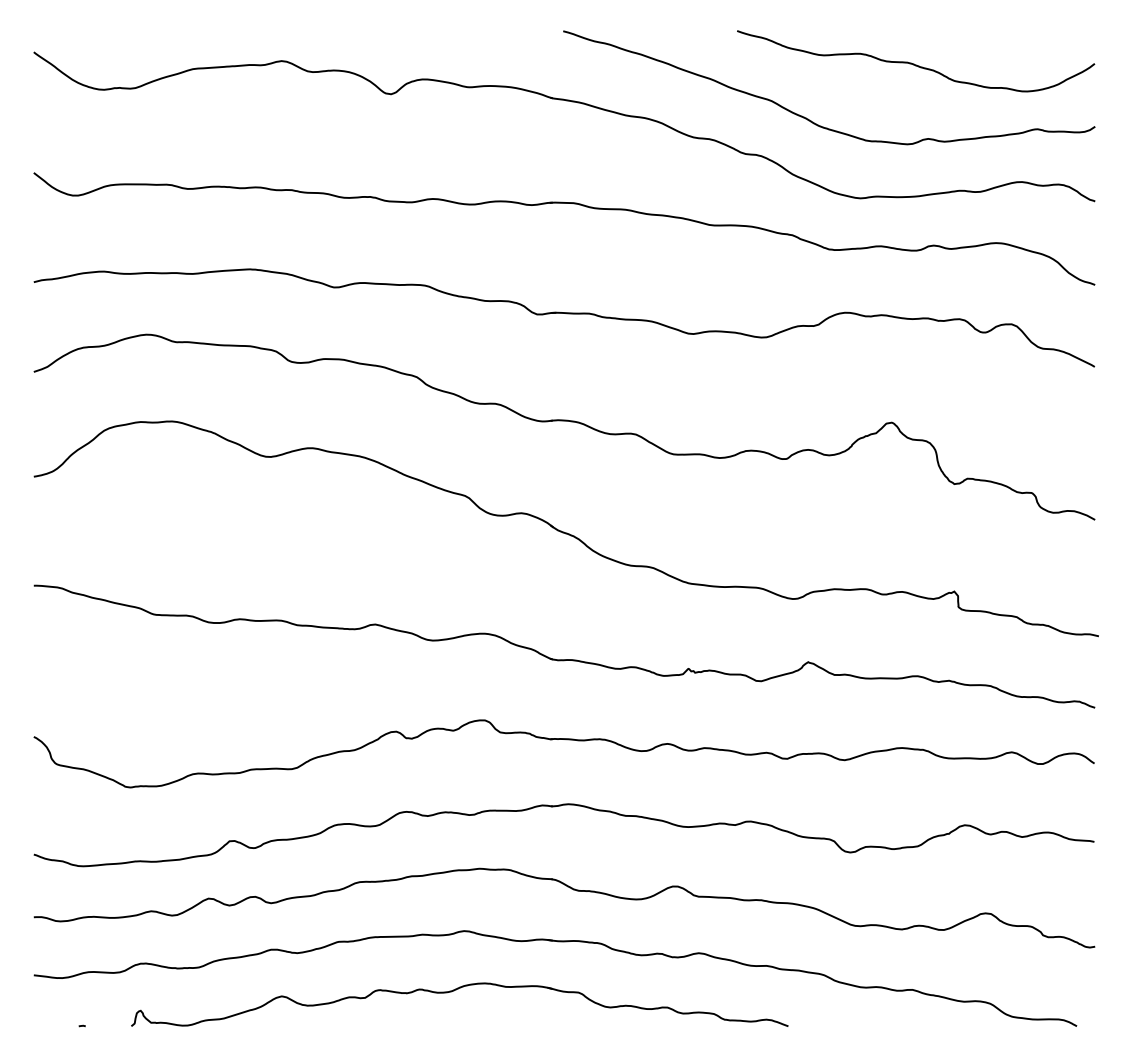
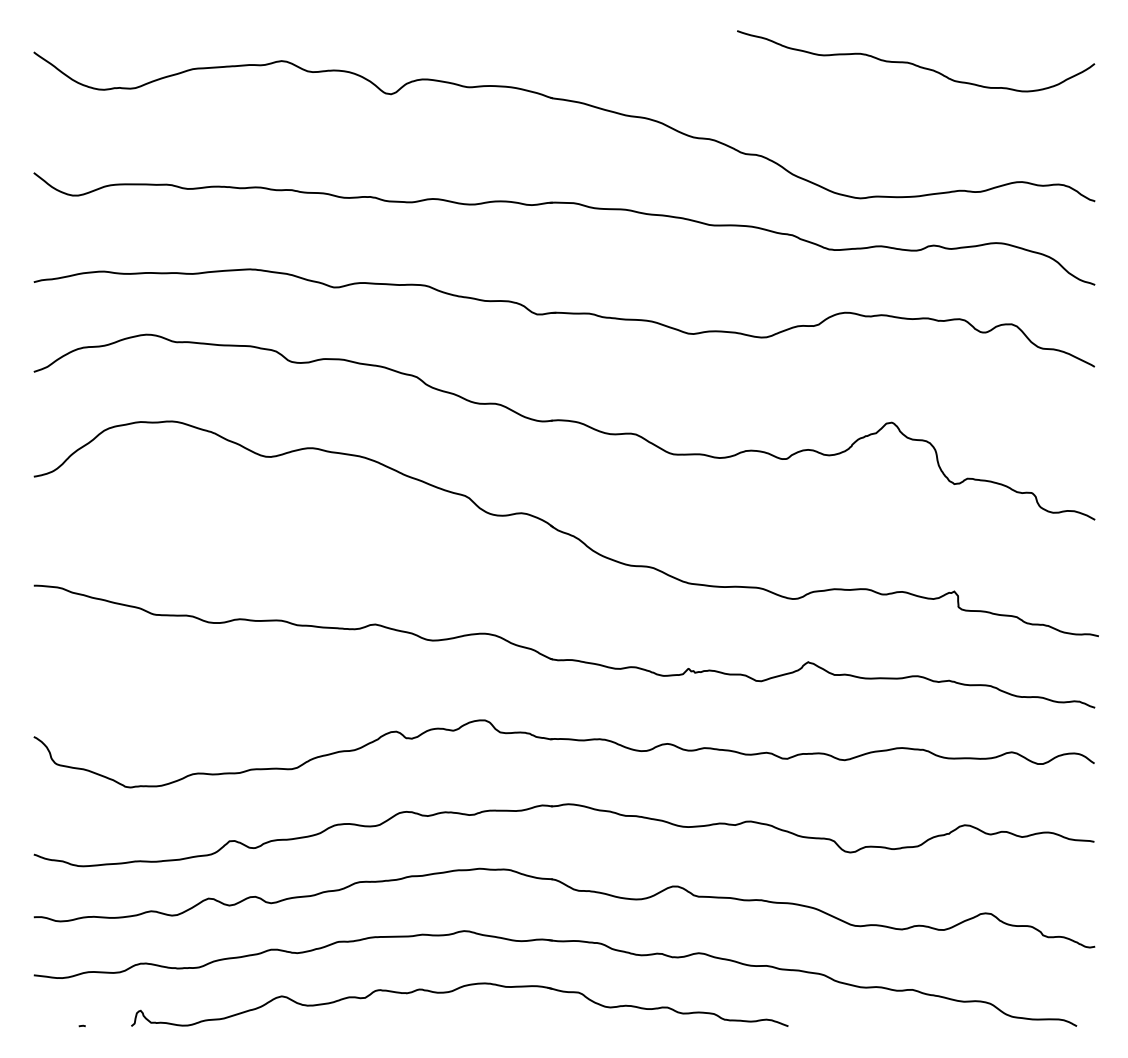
curve: present -> none (808, 118)
